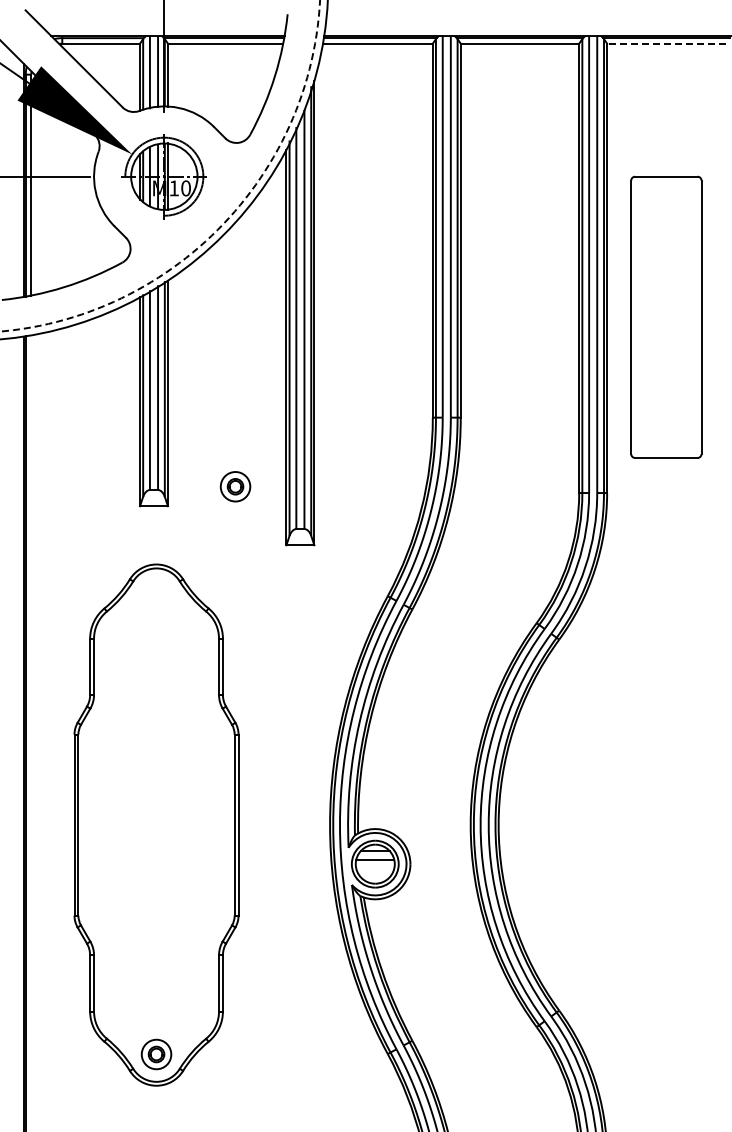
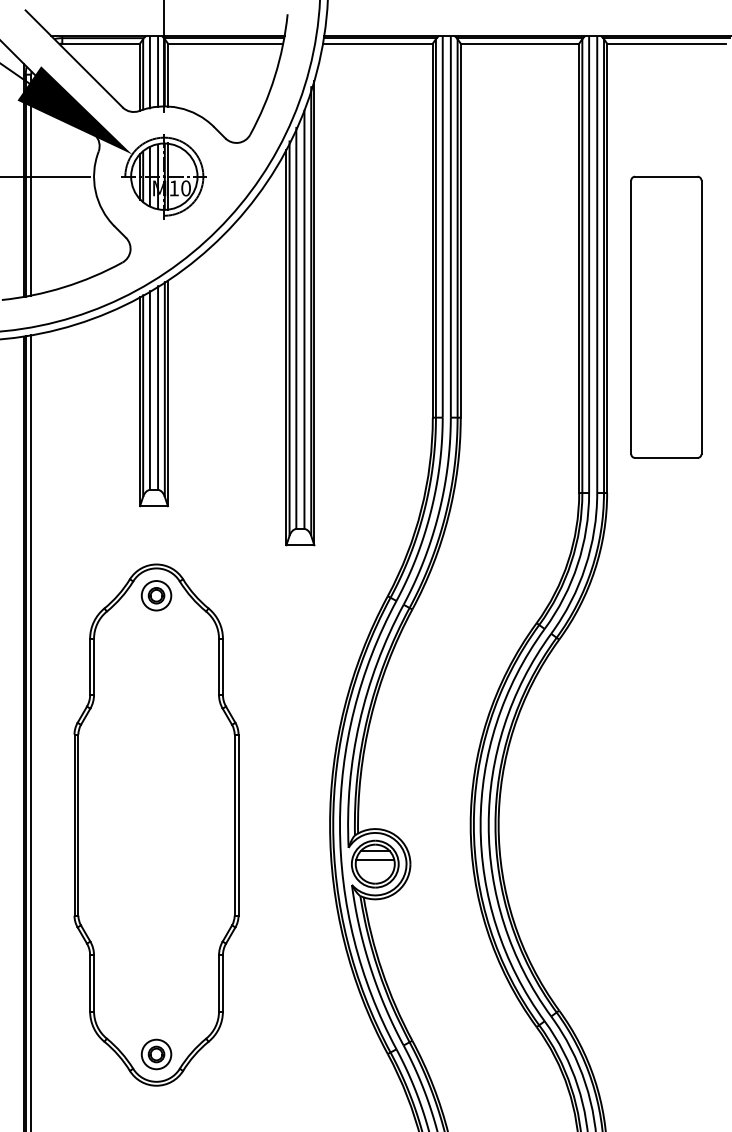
line: dashed -> solid (665, 43)
arc: dashed -> solid (221, 225)
part position: (235, 486) -> (156, 595) (156, 595)
line: none -> present (31, 731)
